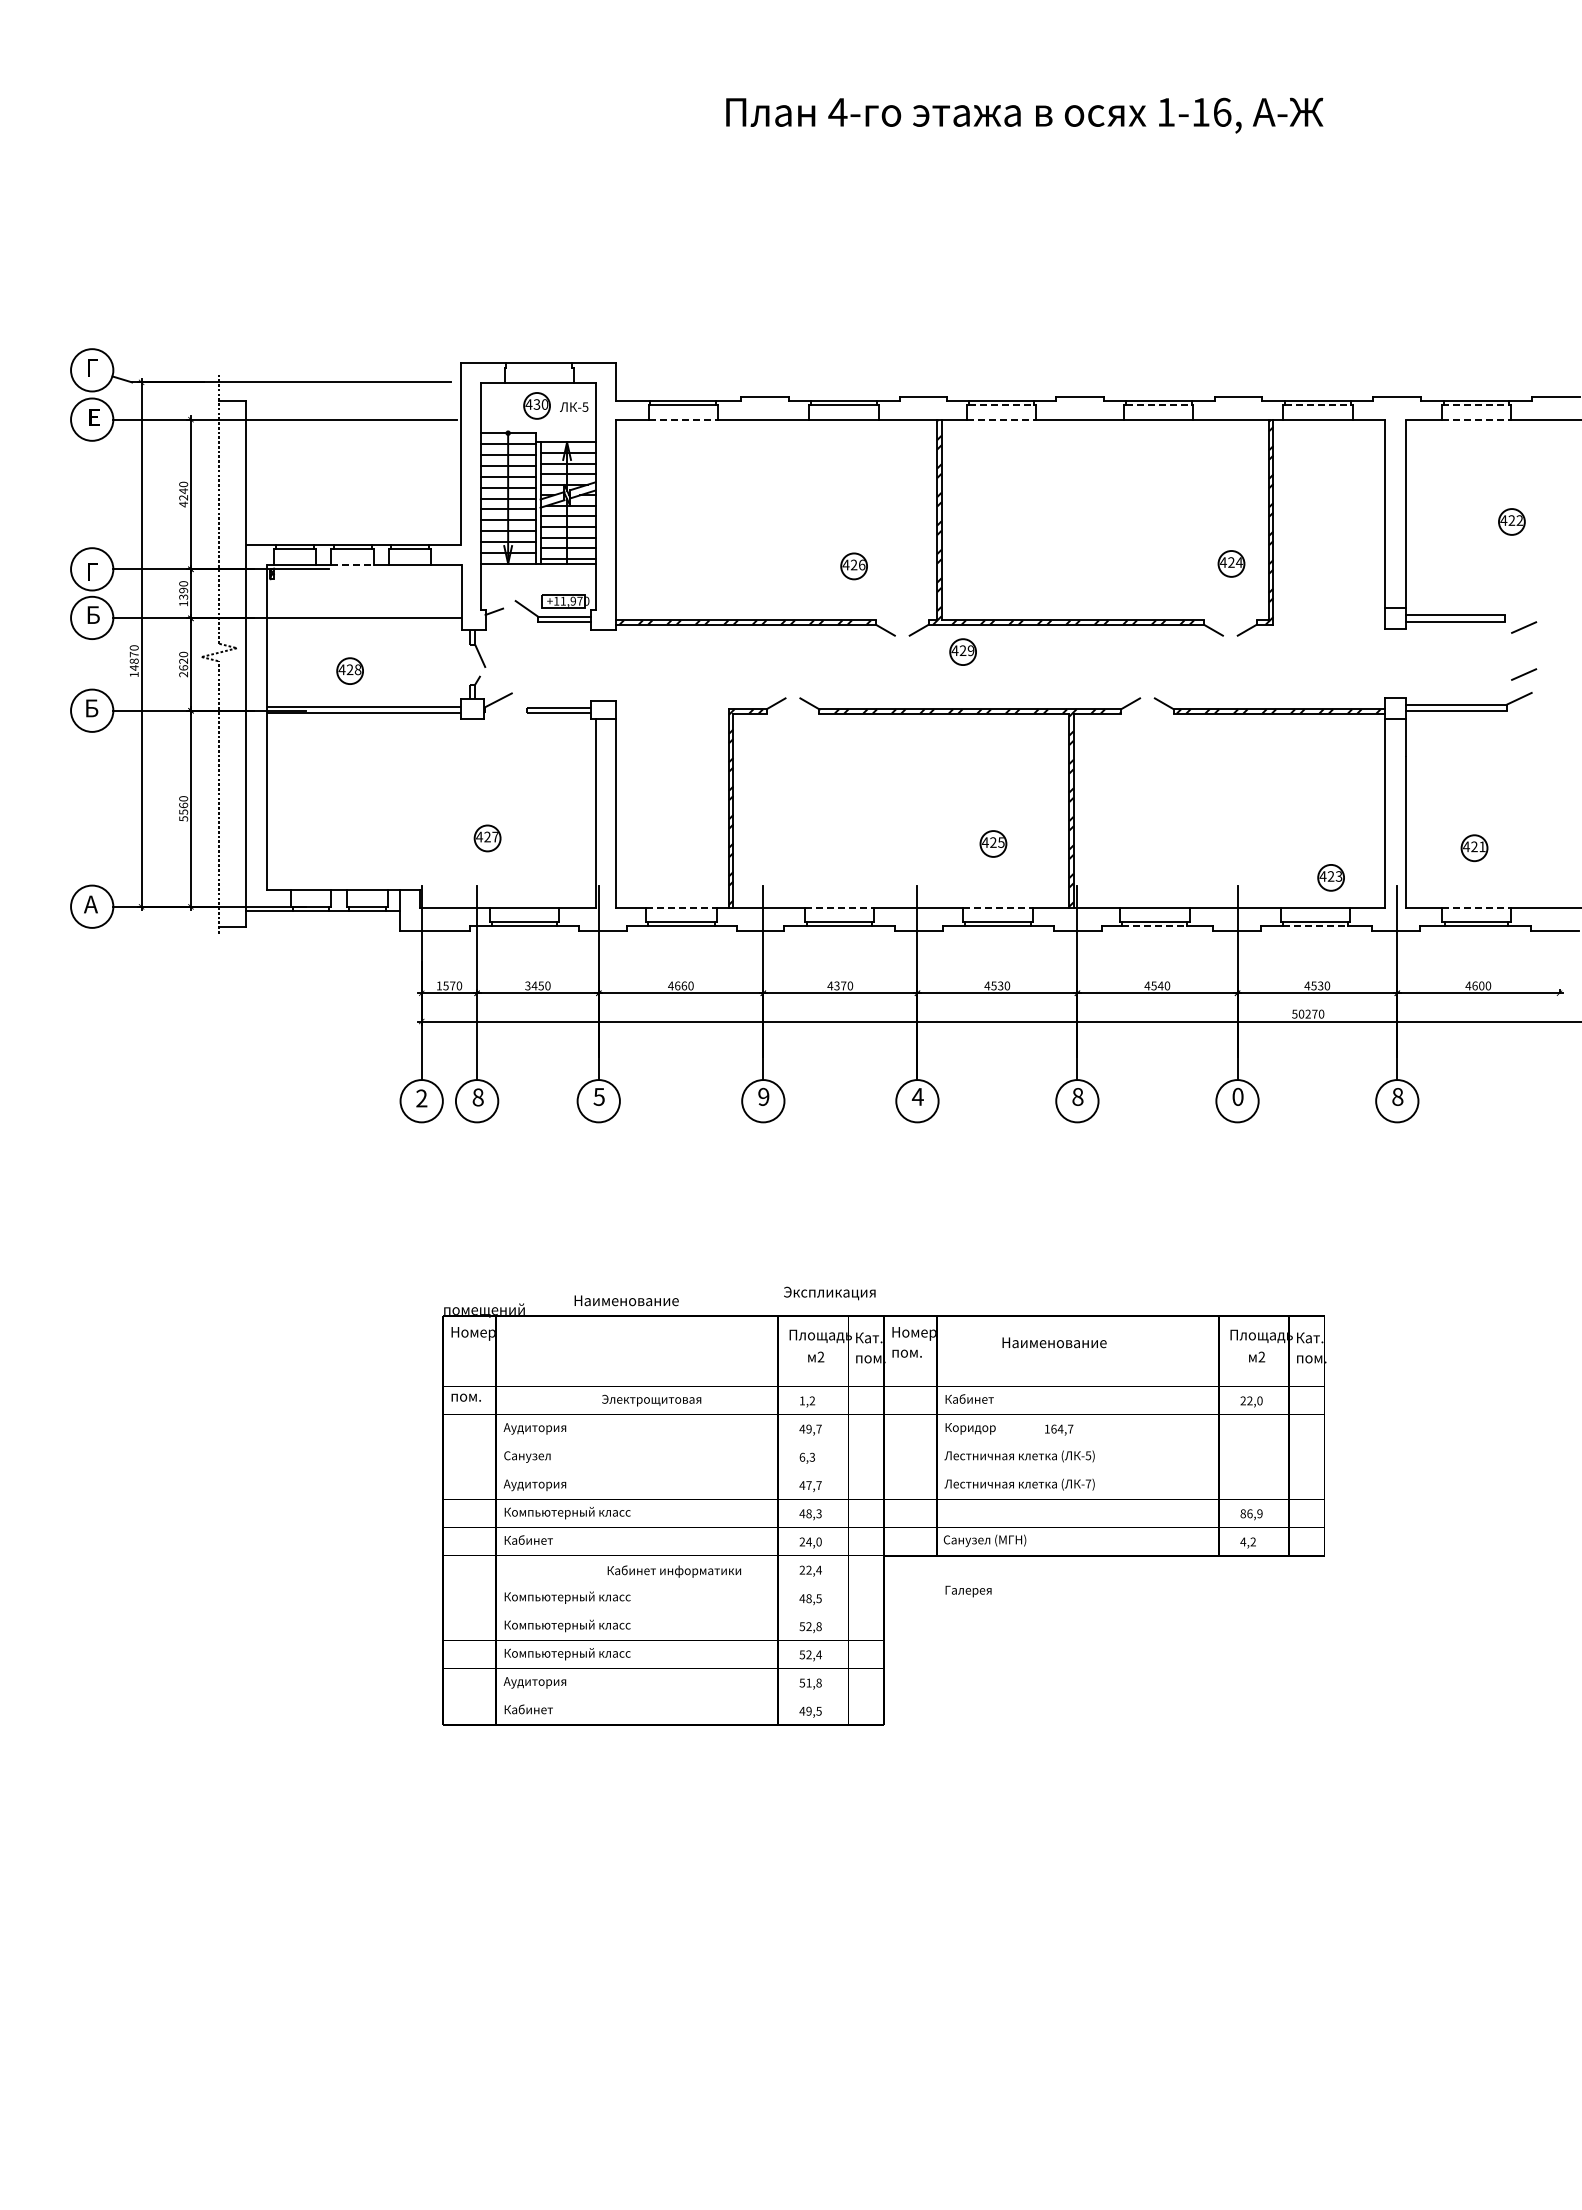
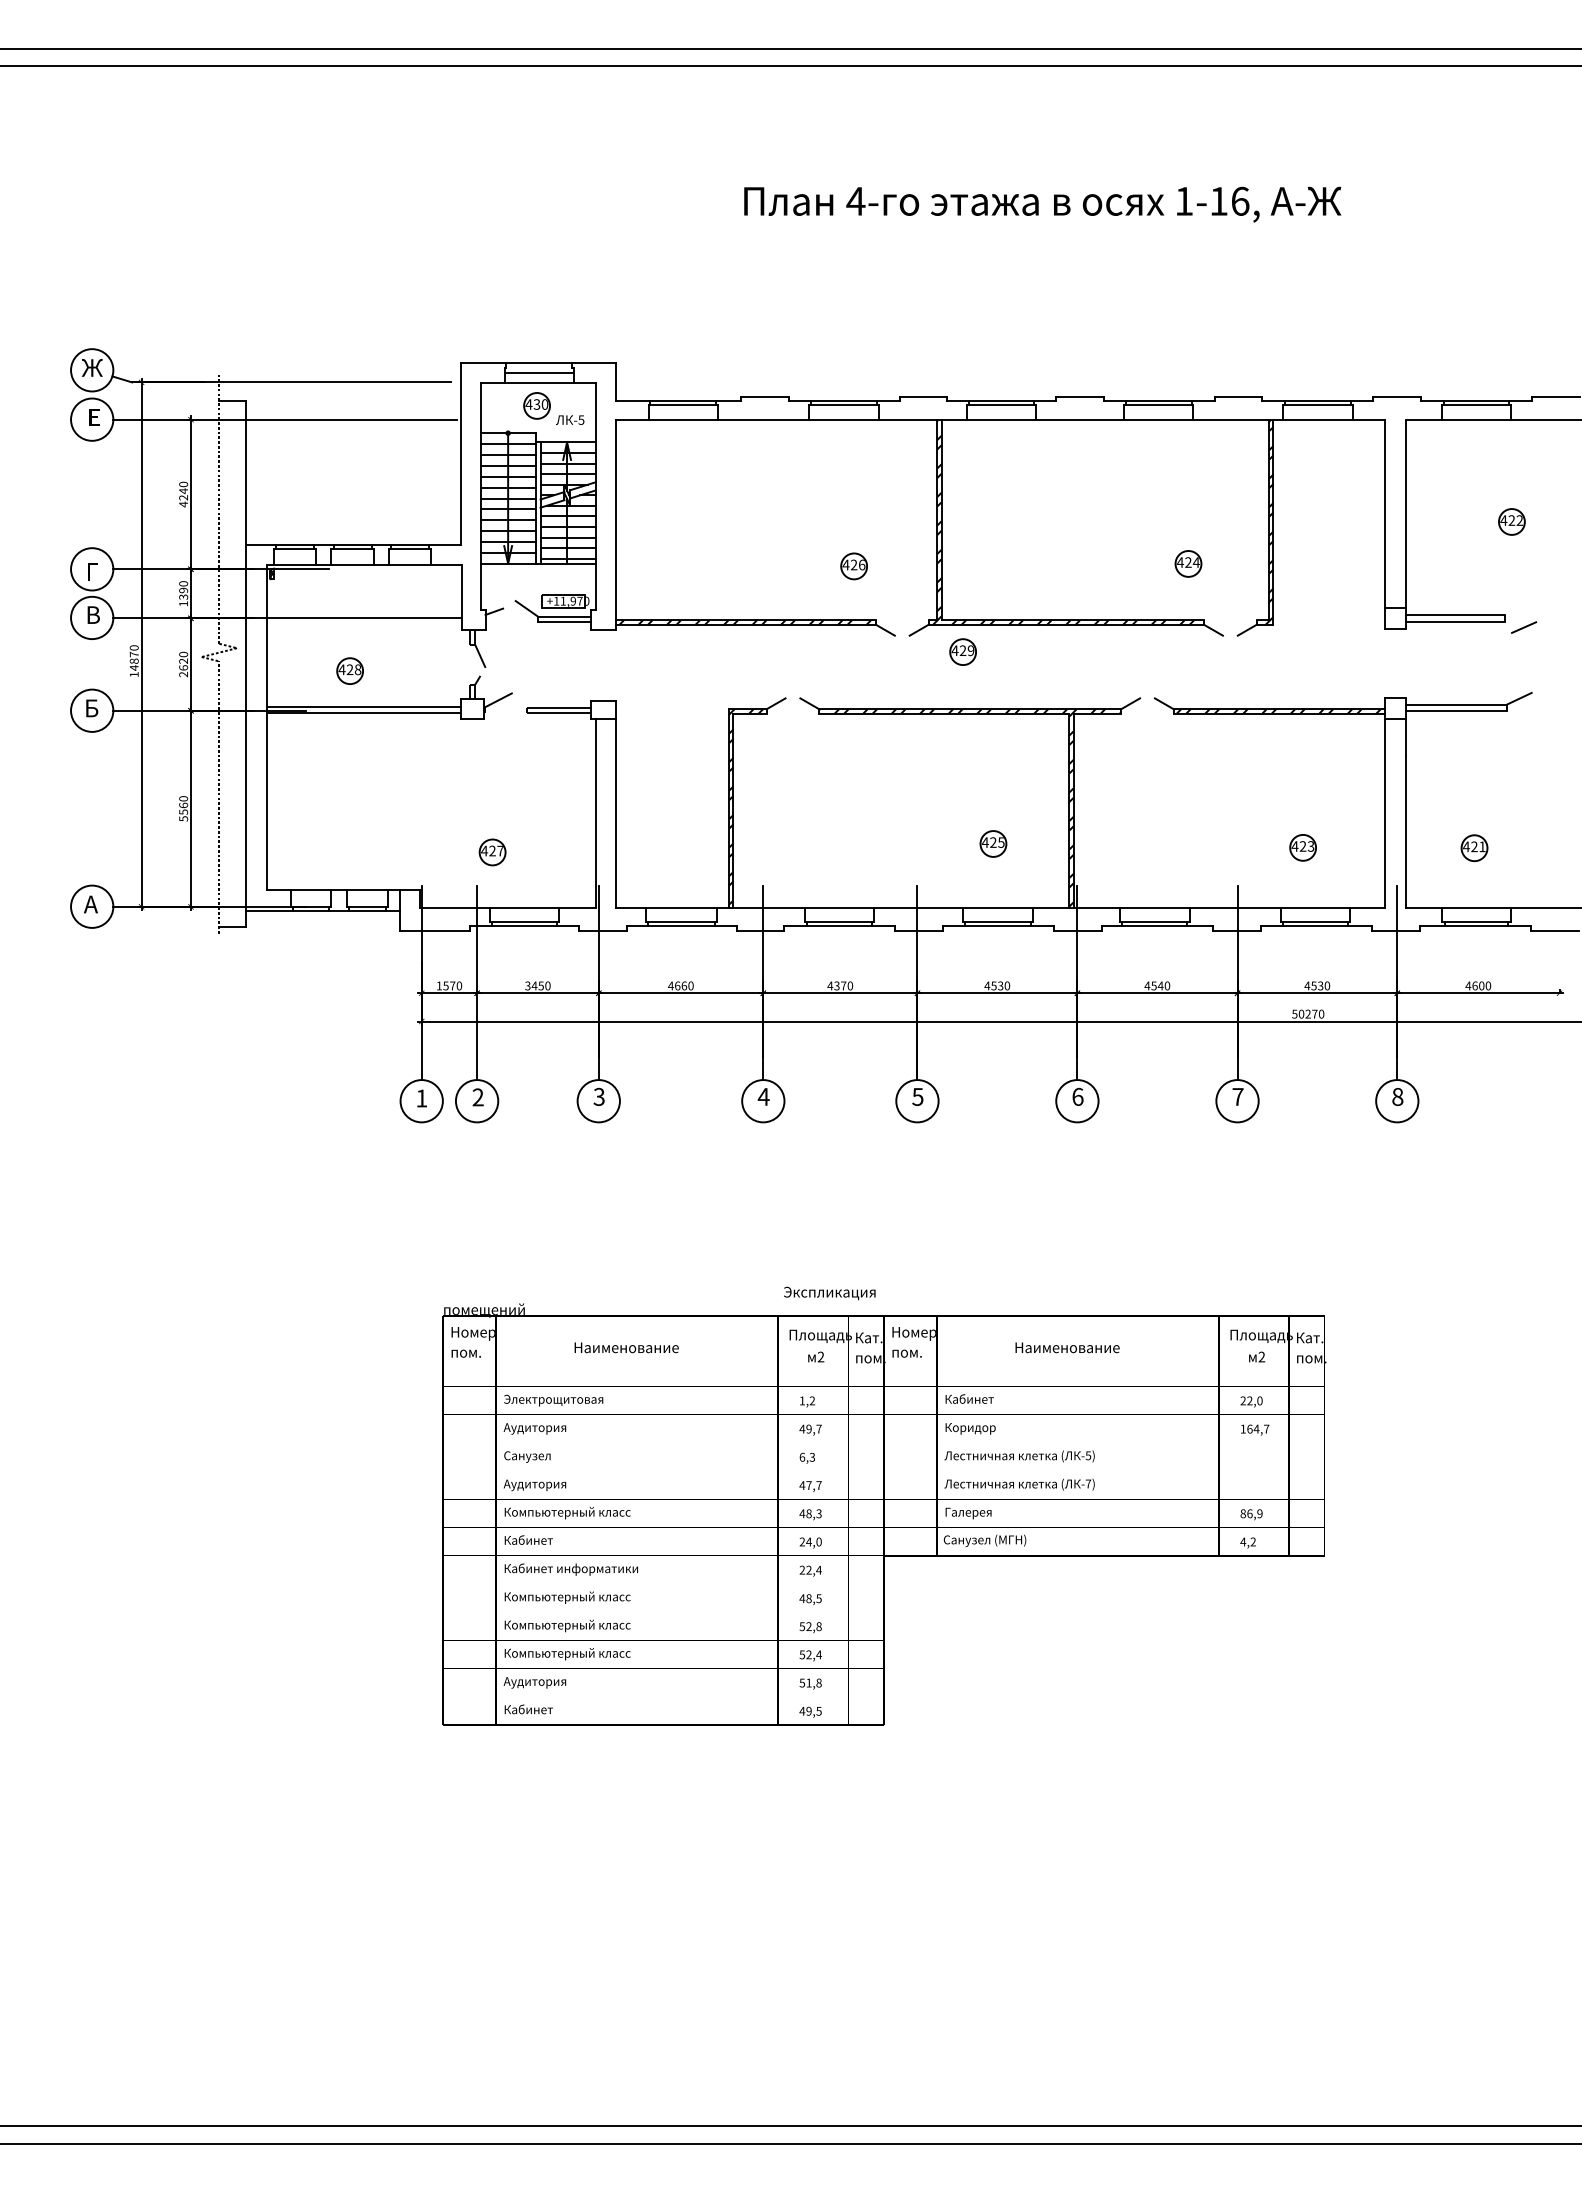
line: none -> present (790, 48)
line: none -> present (790, 66)
text position: (1024, 115) -> (1042, 204) (1042, 204)
text: Г -> Ж (92, 367)
line: none -> present (538, 373)
line: dashed -> solid (1001, 405)
line: dashed -> solid (1158, 405)
line: dashed -> solid (1317, 405)
line: dashed -> solid (1476, 405)
text position: (574, 406) -> (570, 419) (570, 419)
line: dashed -> solid (683, 419)
line: dashed -> solid (1001, 419)
line: dashed -> solid (1476, 419)
part position: (1231, 563) -> (1188, 563) (1188, 563)
line: dashed -> solid (353, 565)
text: Б -> В (93, 614)
line: present -> none (1524, 674)
part position: (487, 838) -> (492, 852) (492, 852)
part position: (1330, 877) -> (1302, 847) (1302, 847)
line: dashed -> solid (681, 907)
line: dashed -> solid (839, 907)
line: dashed -> solid (998, 907)
line: dashed -> solid (1476, 907)
line: dashed -> solid (1154, 926)
line: dashed -> solid (1315, 926)
text: 5 -> 3 (599, 1096)
text: 9 -> 4 (763, 1096)
text: 4 -> 5 (917, 1096)
text: 8 -> 6 (1077, 1096)
text: 0 -> 7 (1237, 1096)
text: 8 -> 2 (477, 1097)
text: 2 -> 1 (421, 1098)
text position: (626, 1300) -> (626, 1347) (626, 1347)
text position: (1054, 1342) -> (1067, 1347) (1067, 1347)
text position: (465, 1397) -> (465, 1353) (465, 1353)
text position: (651, 1400) -> (553, 1400) (553, 1400)
text position: (1059, 1429) -> (1255, 1429) (1255, 1429)
text position: (673, 1571) -> (570, 1569) (570, 1569)
text position: (968, 1591) -> (968, 1513) (968, 1513)
line: none -> present (790, 2126)
line: none -> present (790, 2143)
